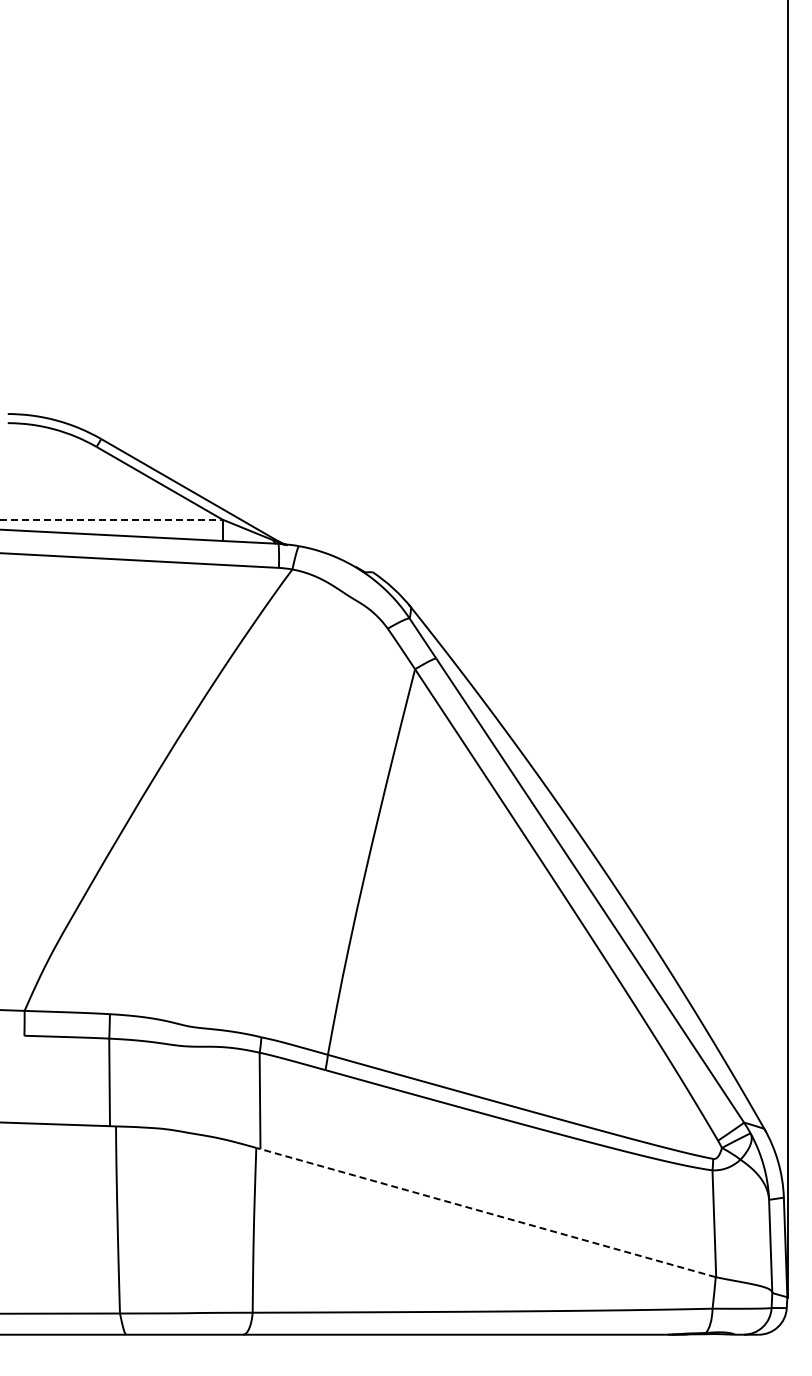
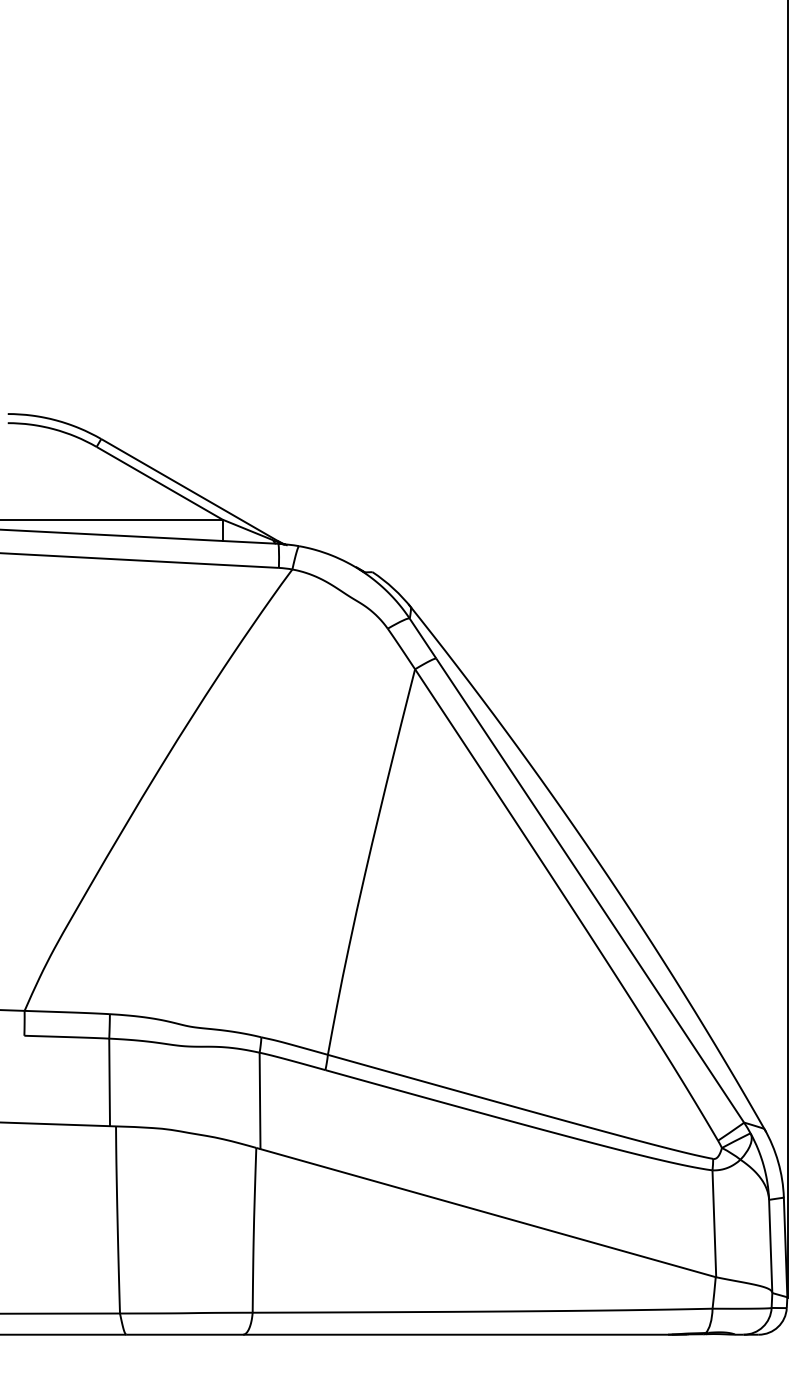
line: dashed -> solid (111, 519)
line: dashed -> solid (487, 1212)
